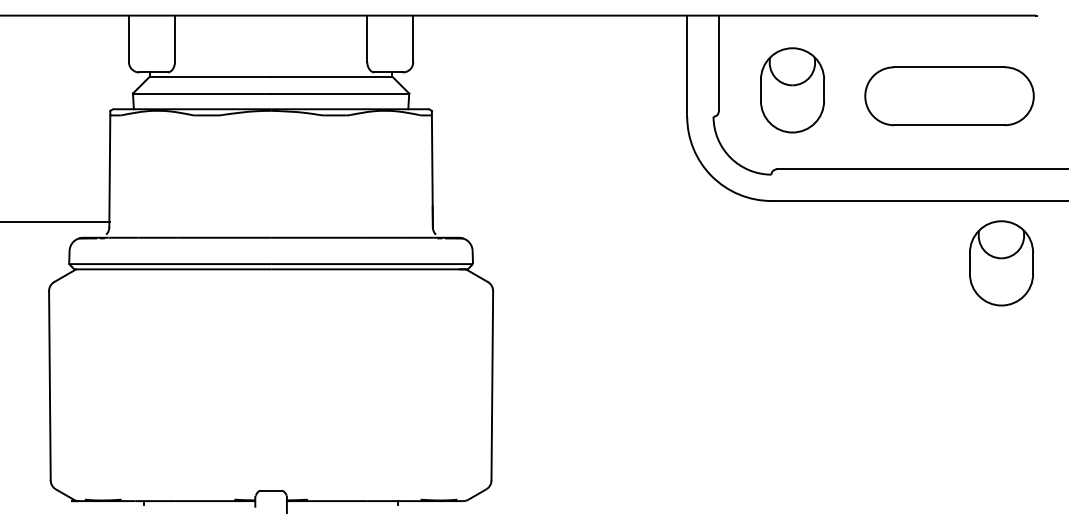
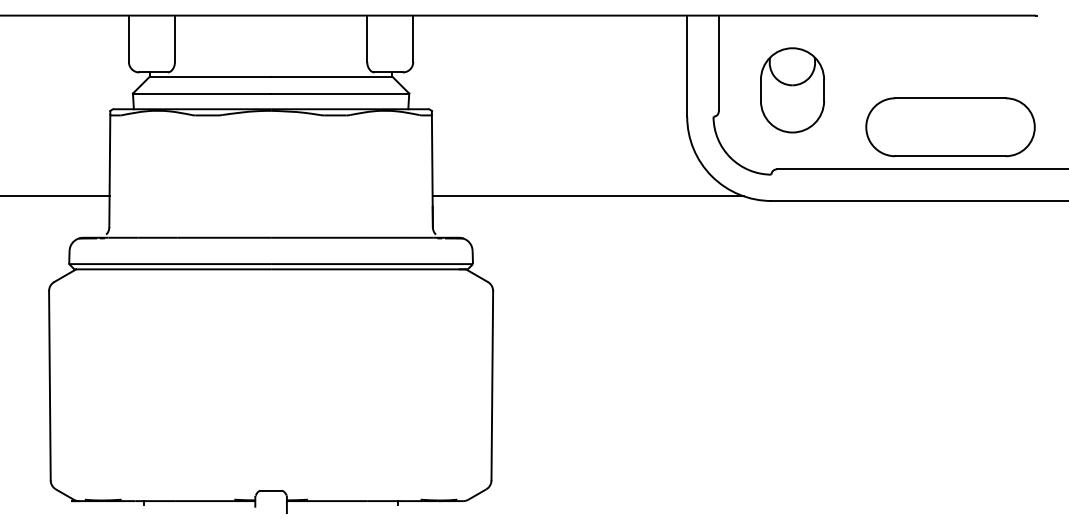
part position: (949, 96) -> (950, 127) (950, 127)
line: none -> present (587, 196)
line position: (55, 222) -> (55, 196) (55, 196)
part: present -> none (1001, 263)
